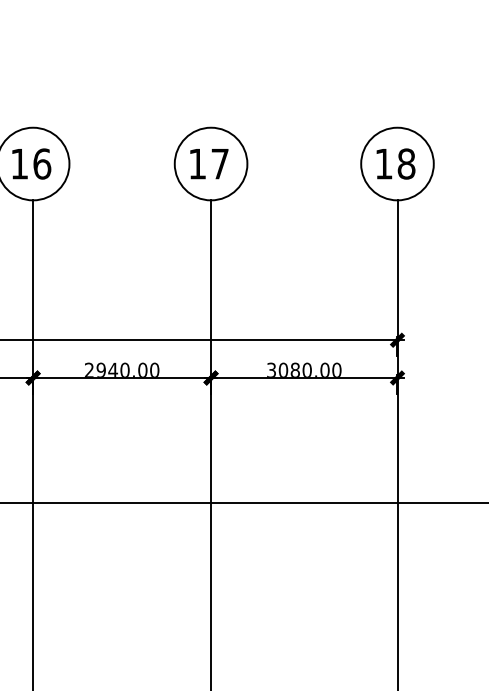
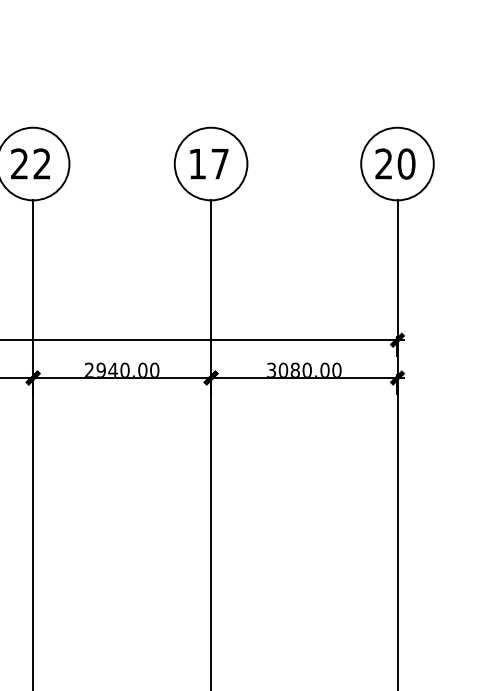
text: 16 -> 22 (31, 163)
text: 18 -> 20 (395, 163)
line: present -> none (243, 502)
